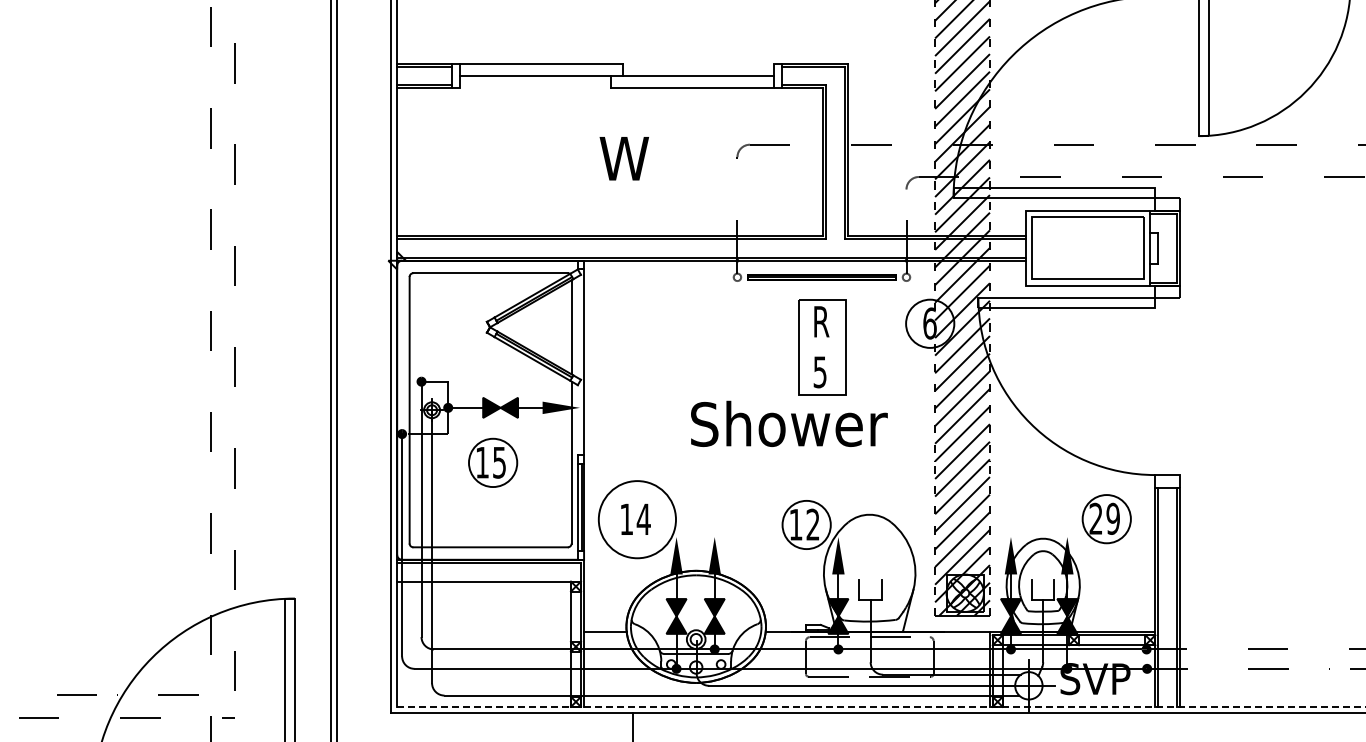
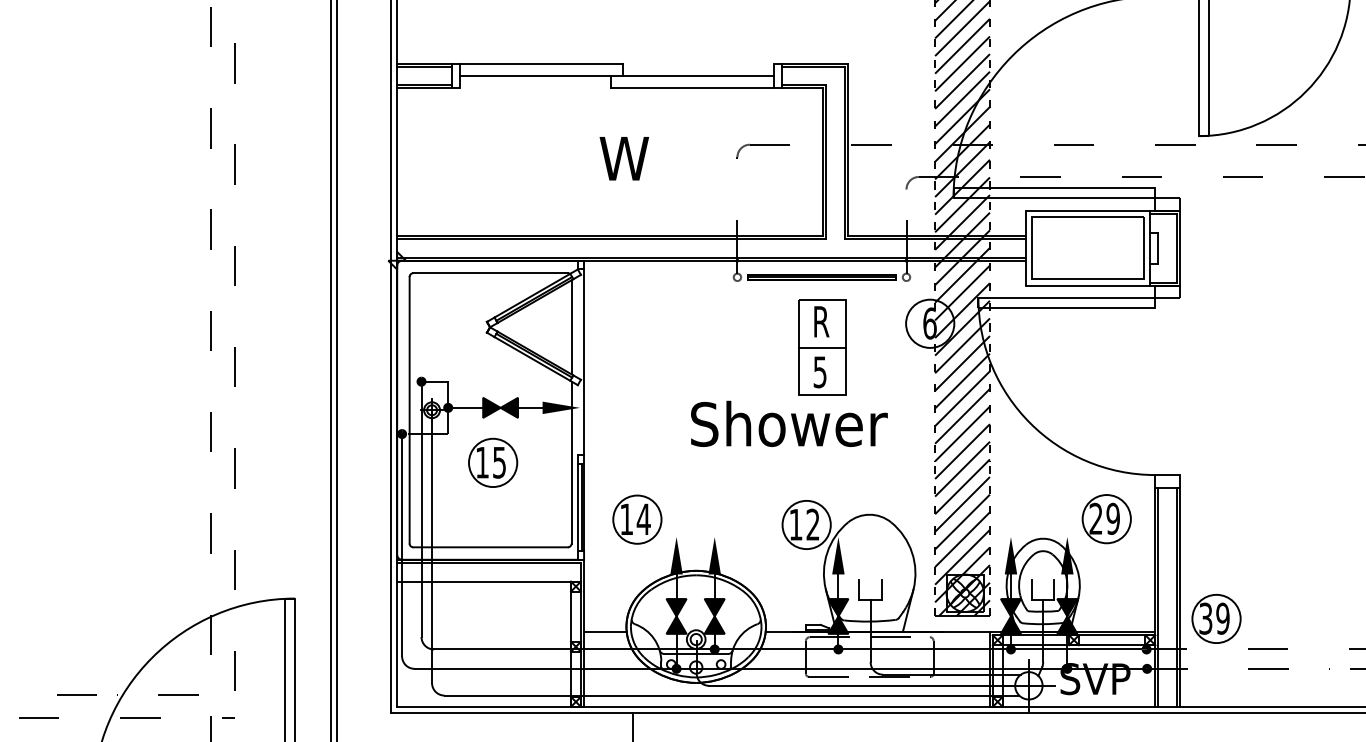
line: none -> present (822, 347)
circle diameter: 77 px -> 48 px (637, 519)
part: none -> present (1216, 618)
line: dashed -> solid (881, 706)
